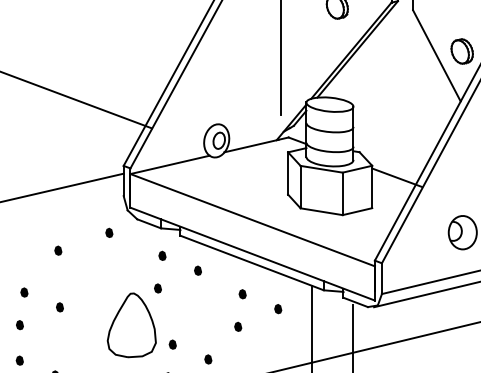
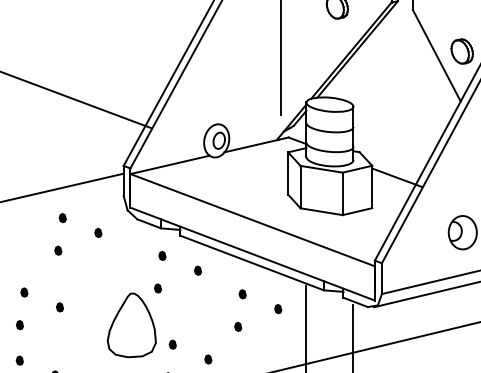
fill: none -> present (62, 217)
part position: (109, 232) -> (98, 232) (98, 232)
line position: (312, 327) -> (306, 327) (306, 327)
